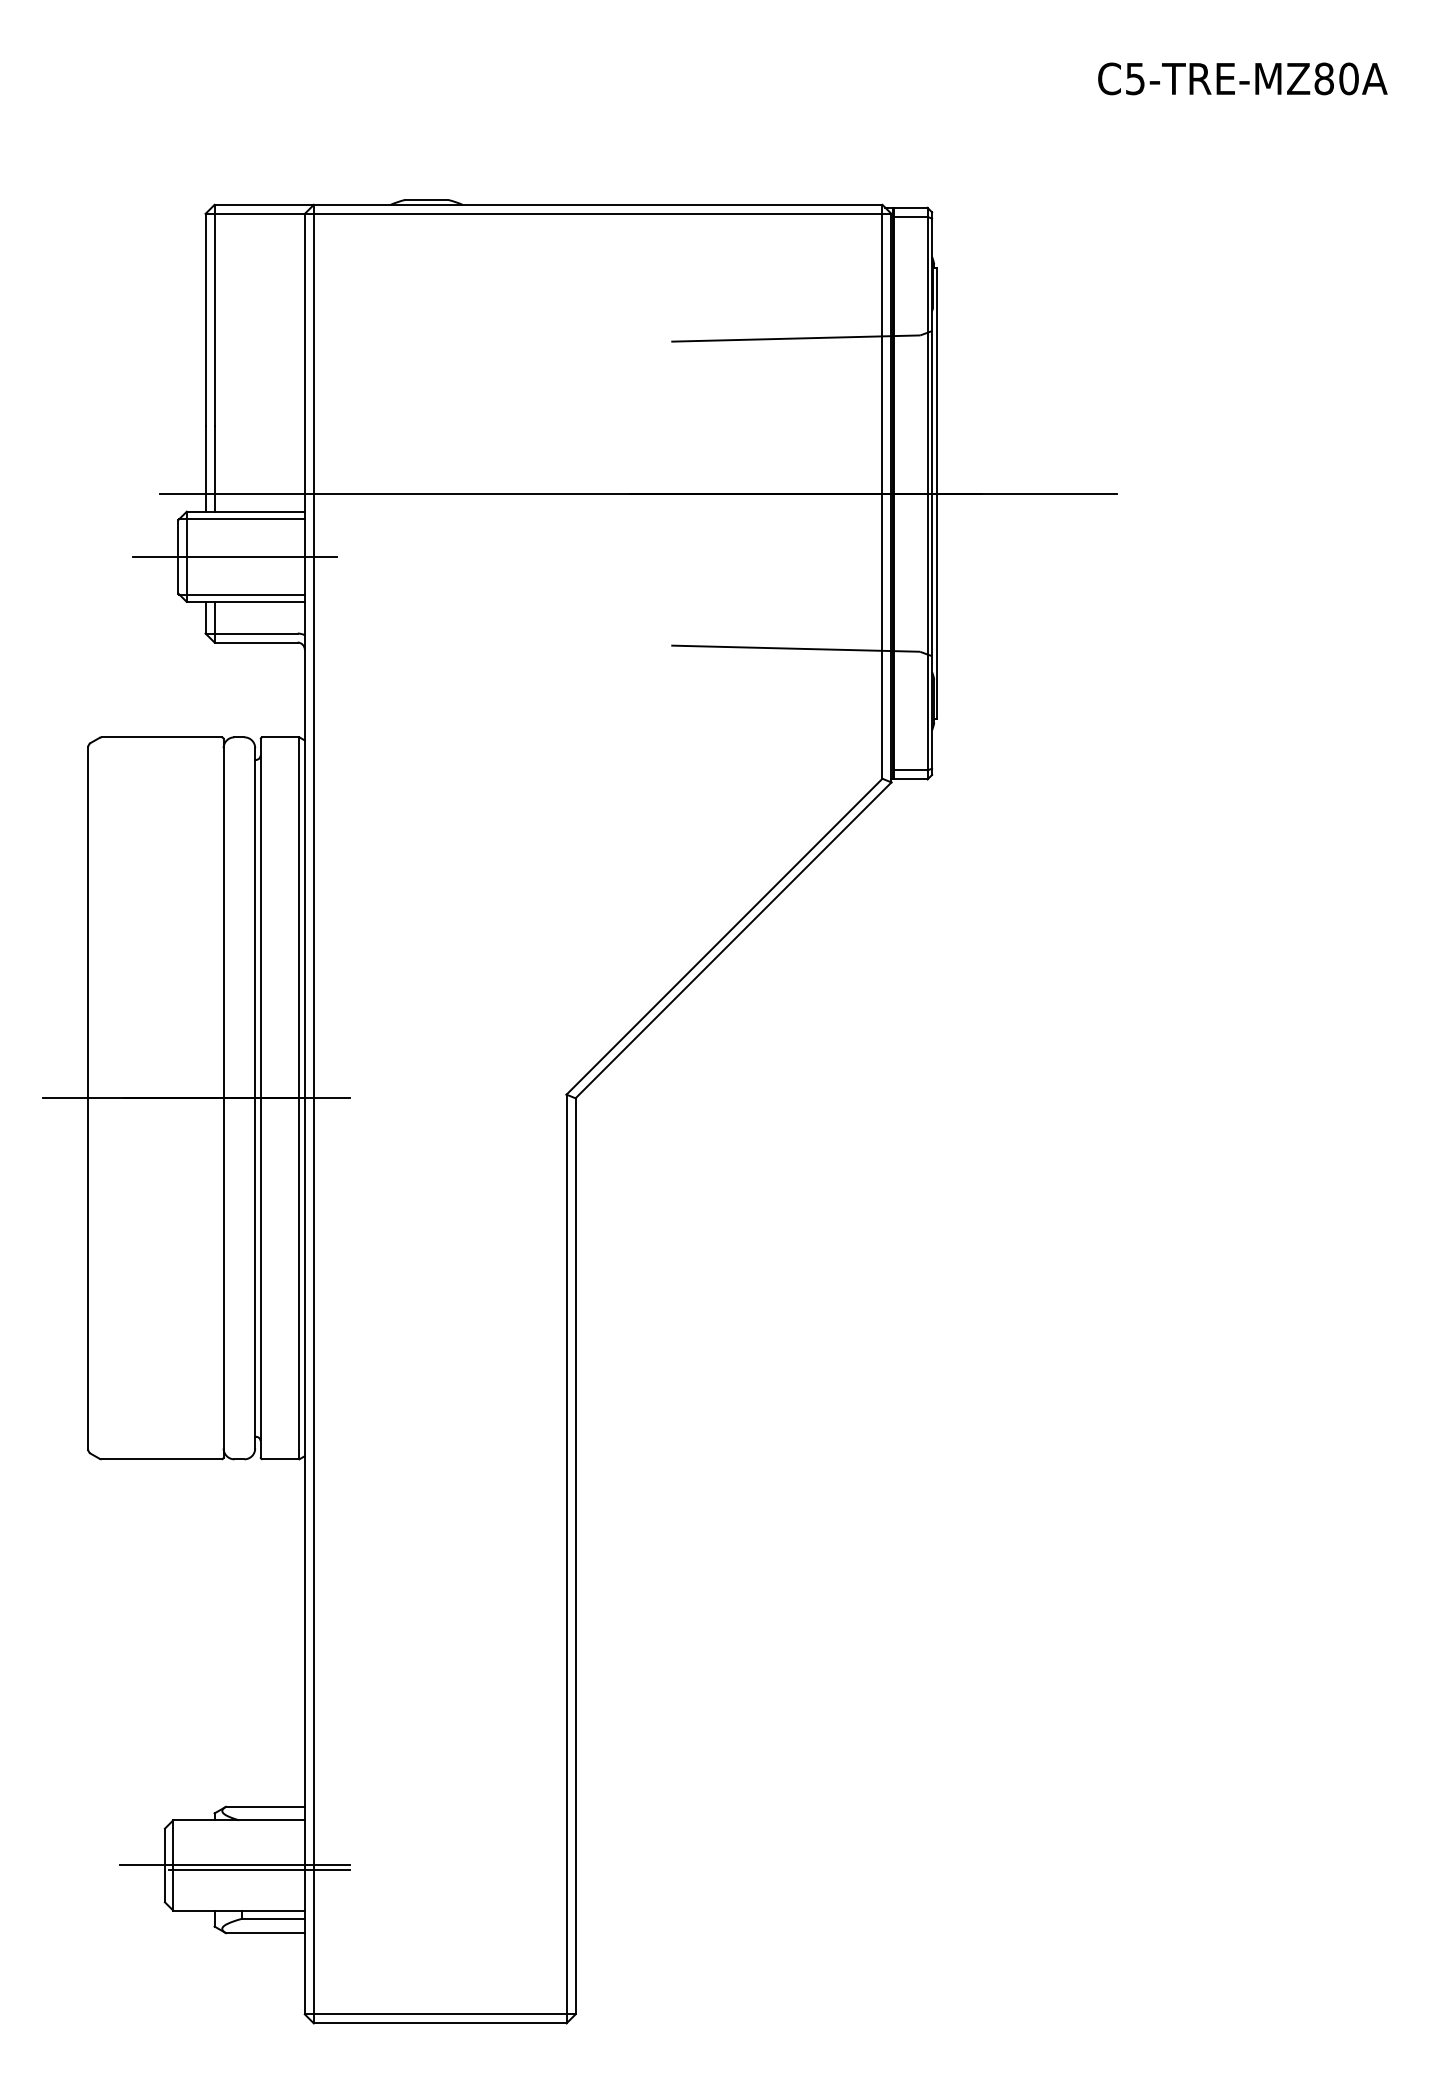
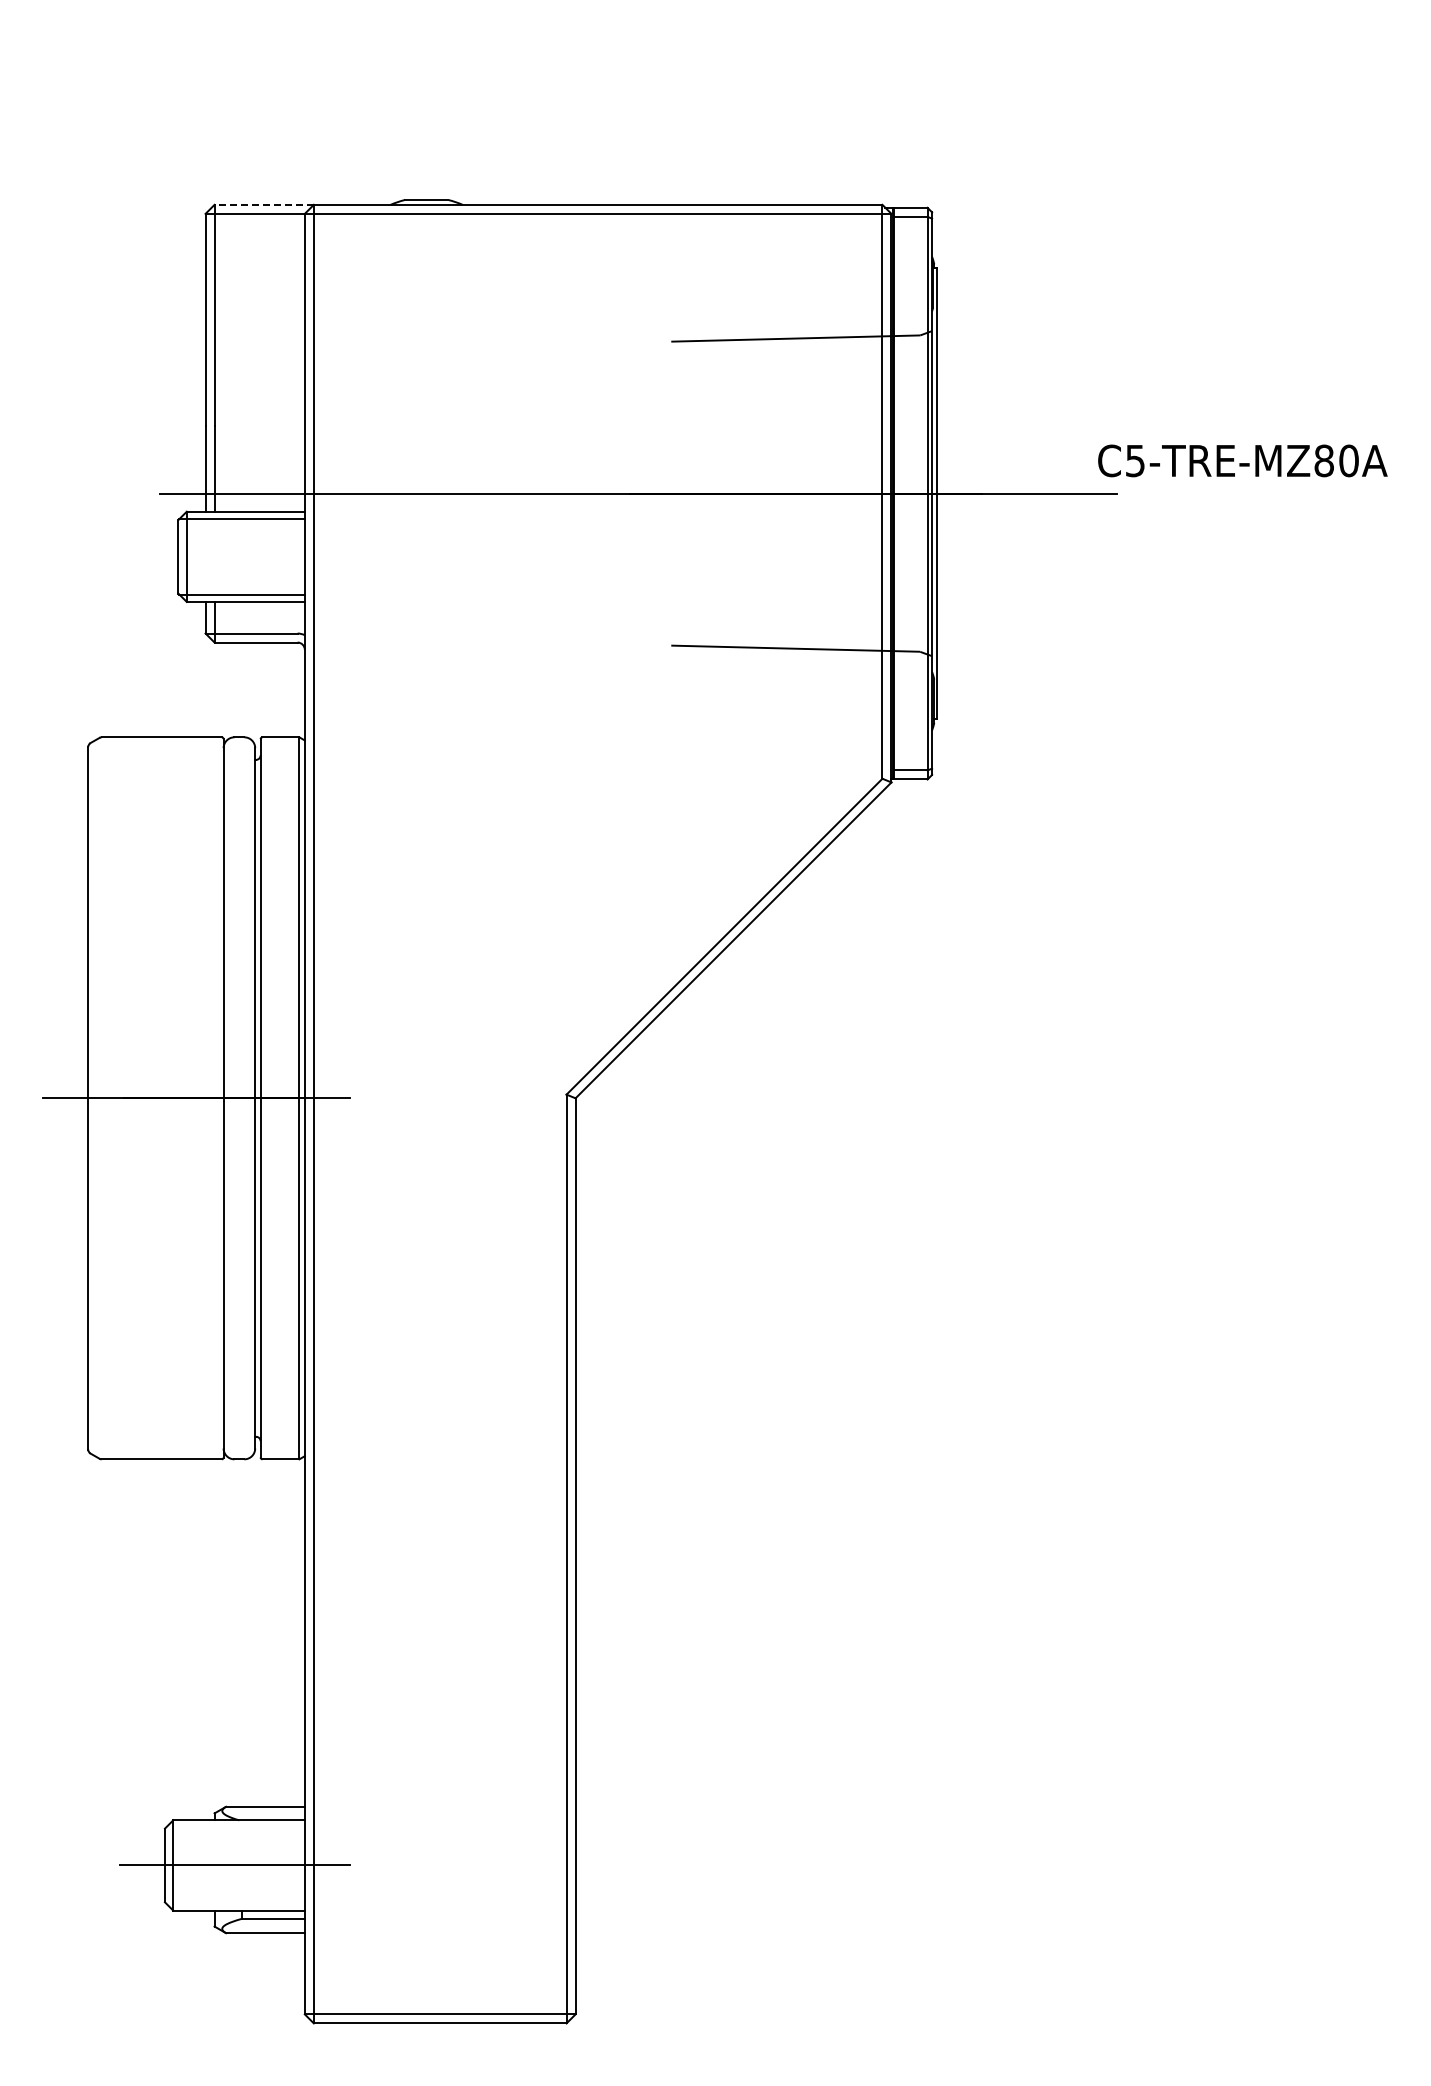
text position: (1242, 78) -> (1242, 460) (1242, 460)
line: solid -> dashed (264, 204)
line: present -> none (234, 556)
line: present -> none (259, 1869)
